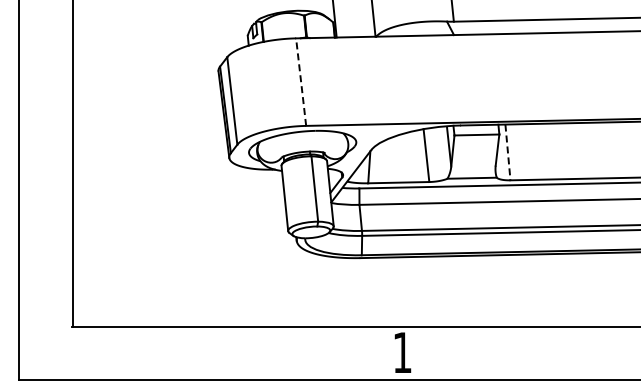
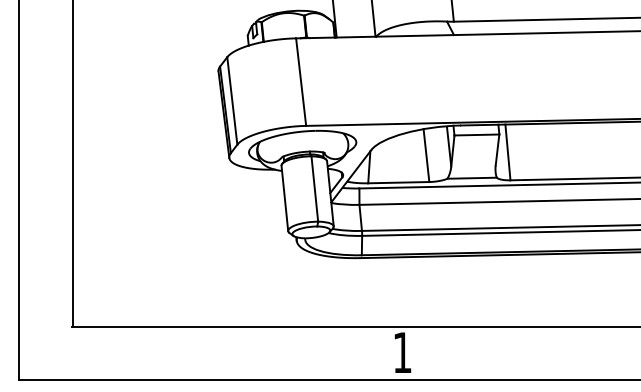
line: dashed -> solid (301, 81)
line: dashed -> solid (507, 152)
